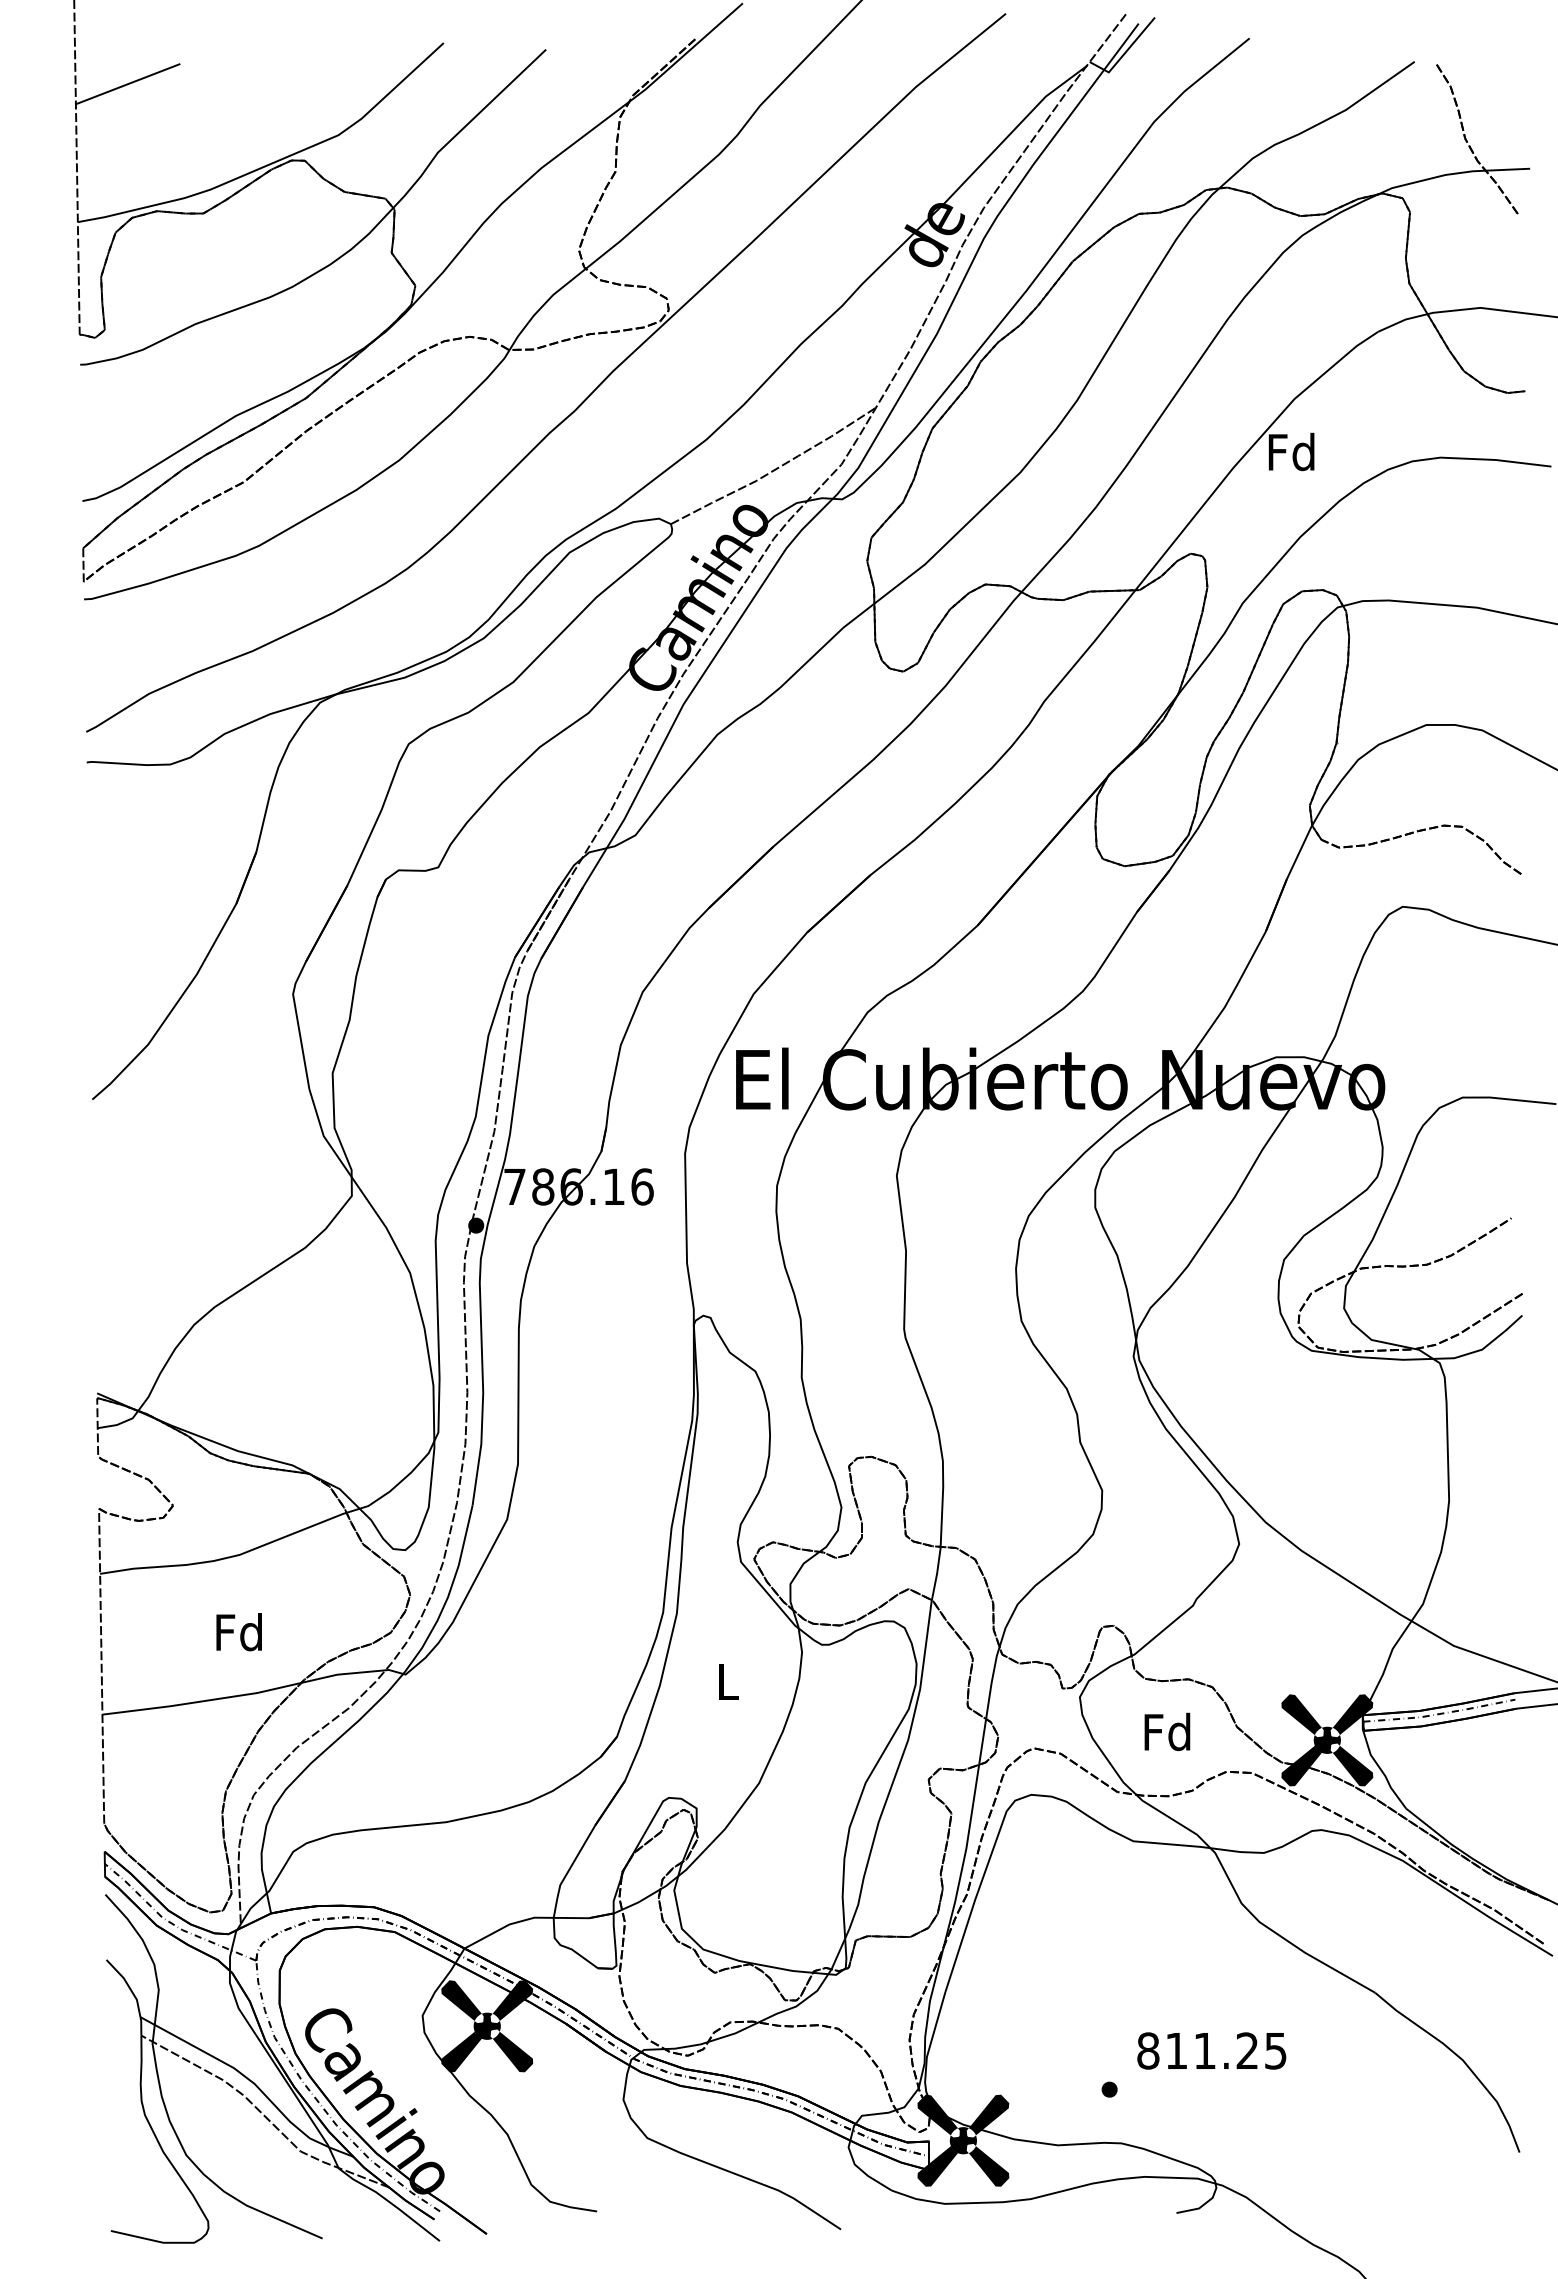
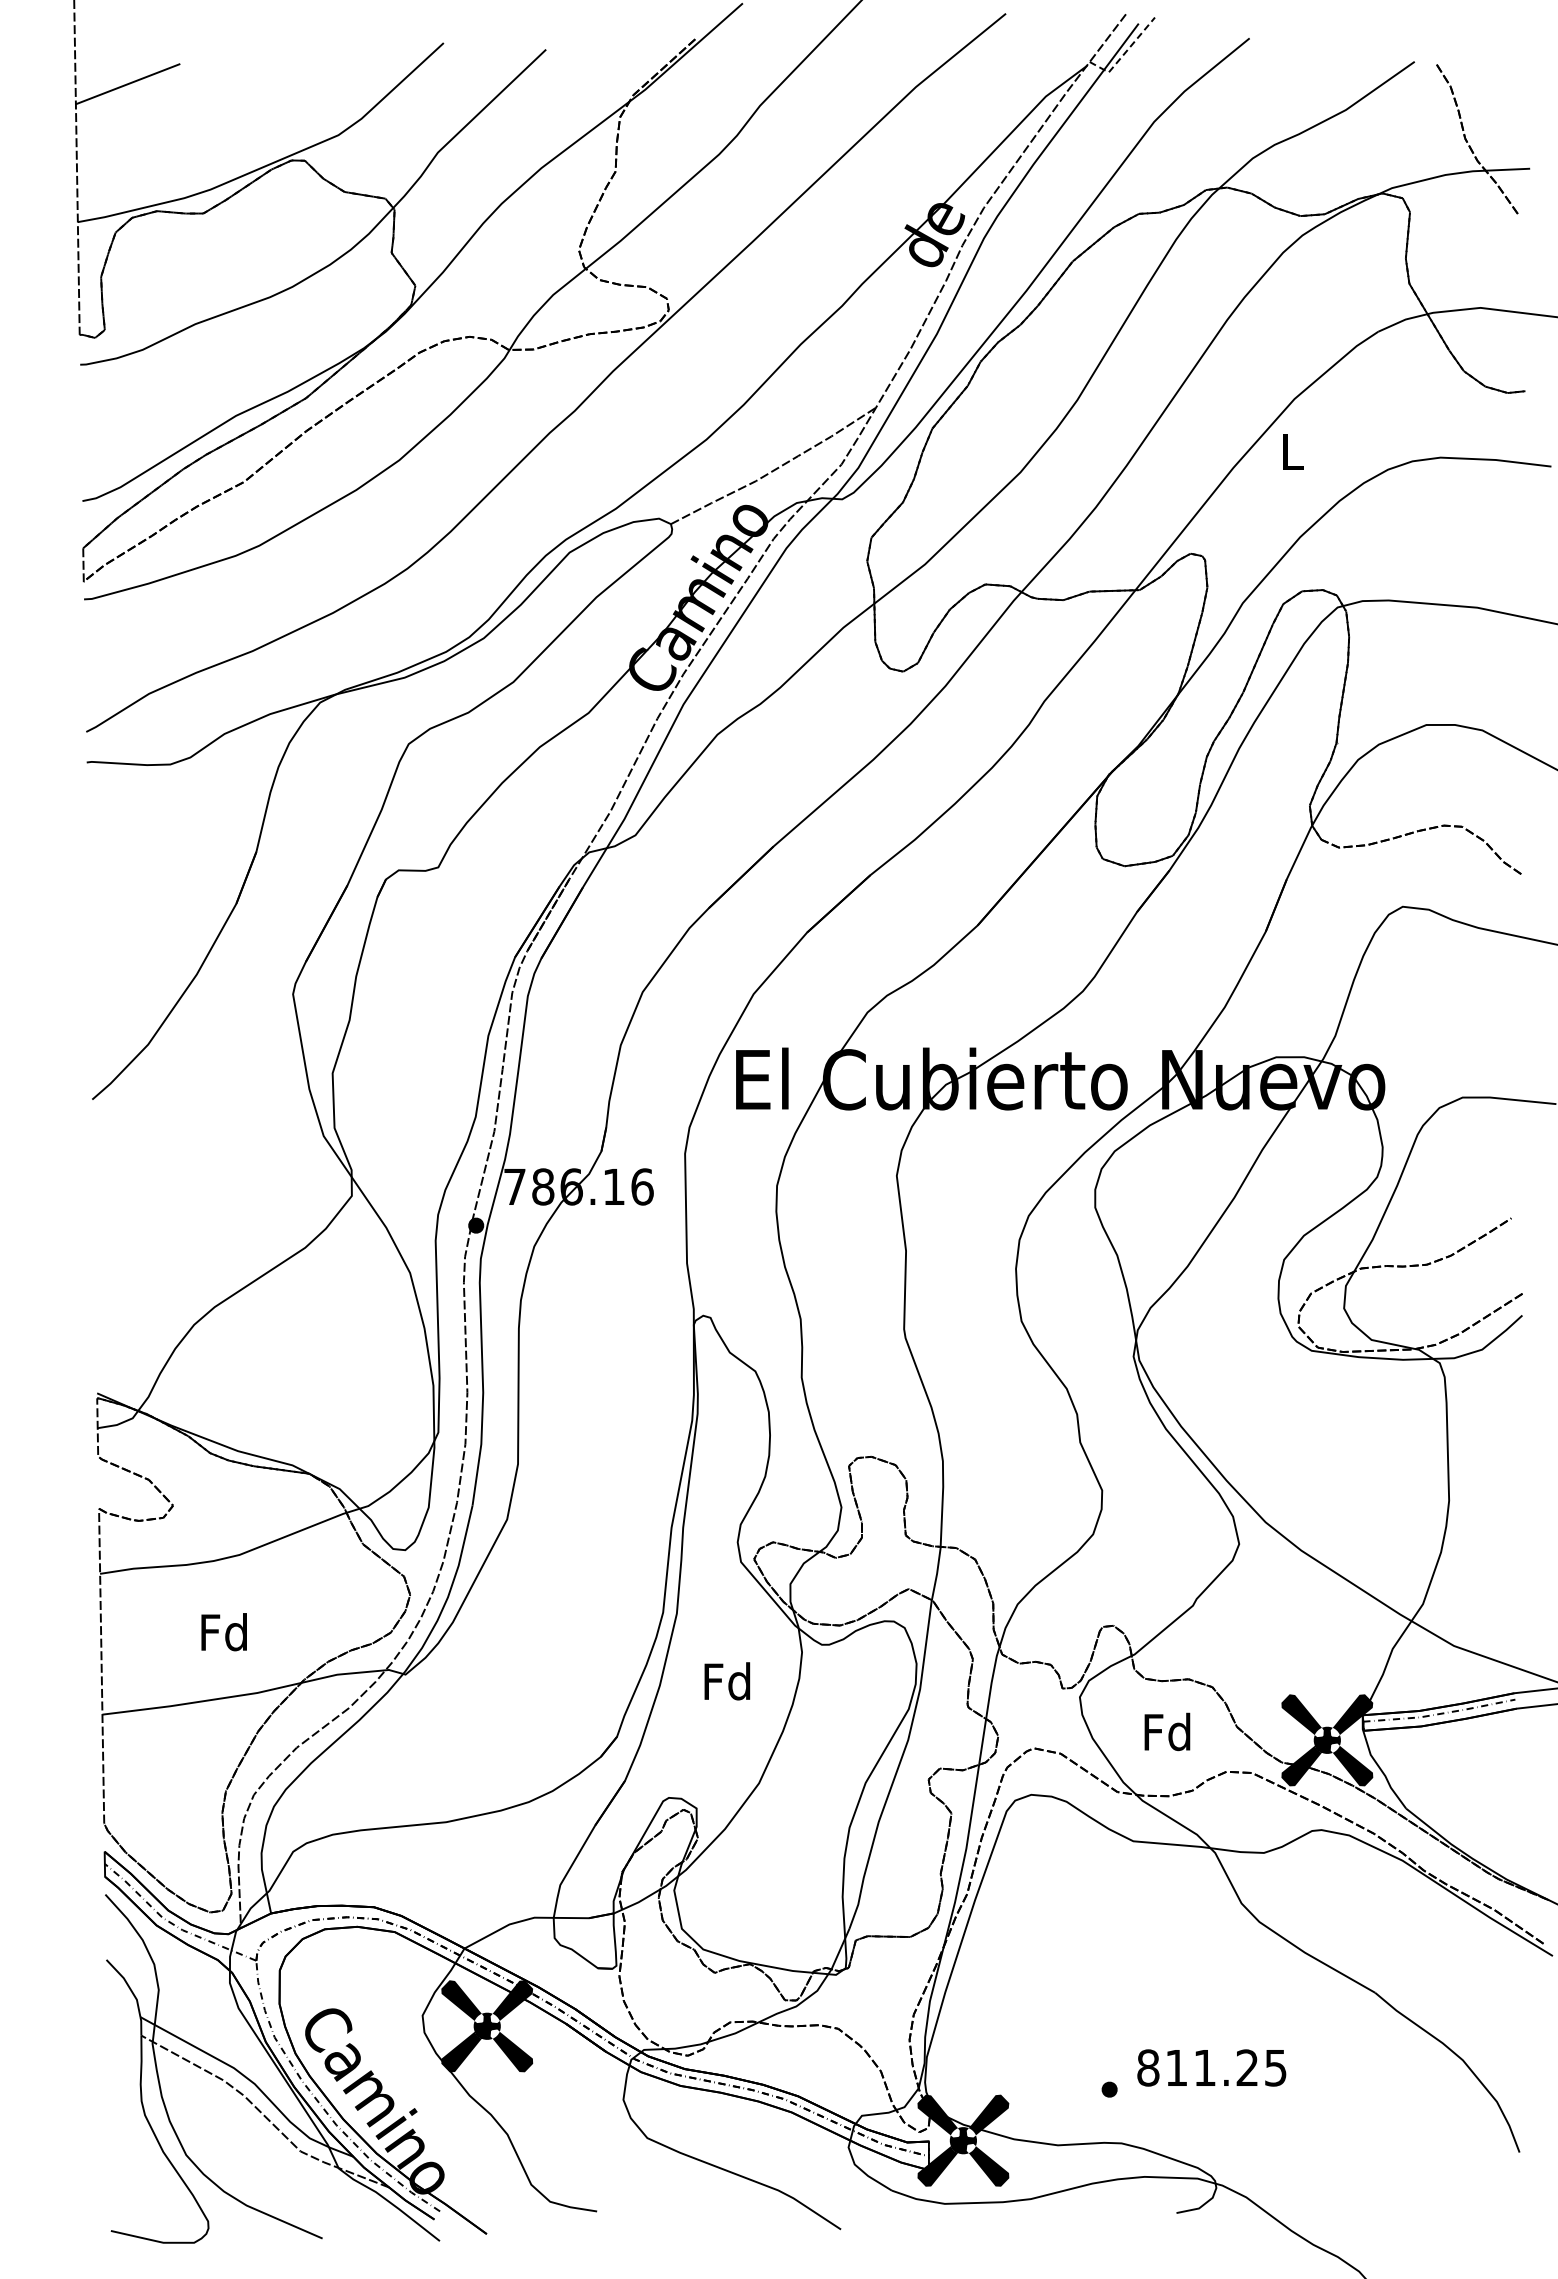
line: solid -> dashed (1124, 53)
text: Fd -> L (1291, 451)
text position: (238, 1632) -> (223, 1632) (223, 1632)
text: L -> Fd (727, 1681)
text position: (1211, 2050) -> (1211, 2067) (1211, 2067)
